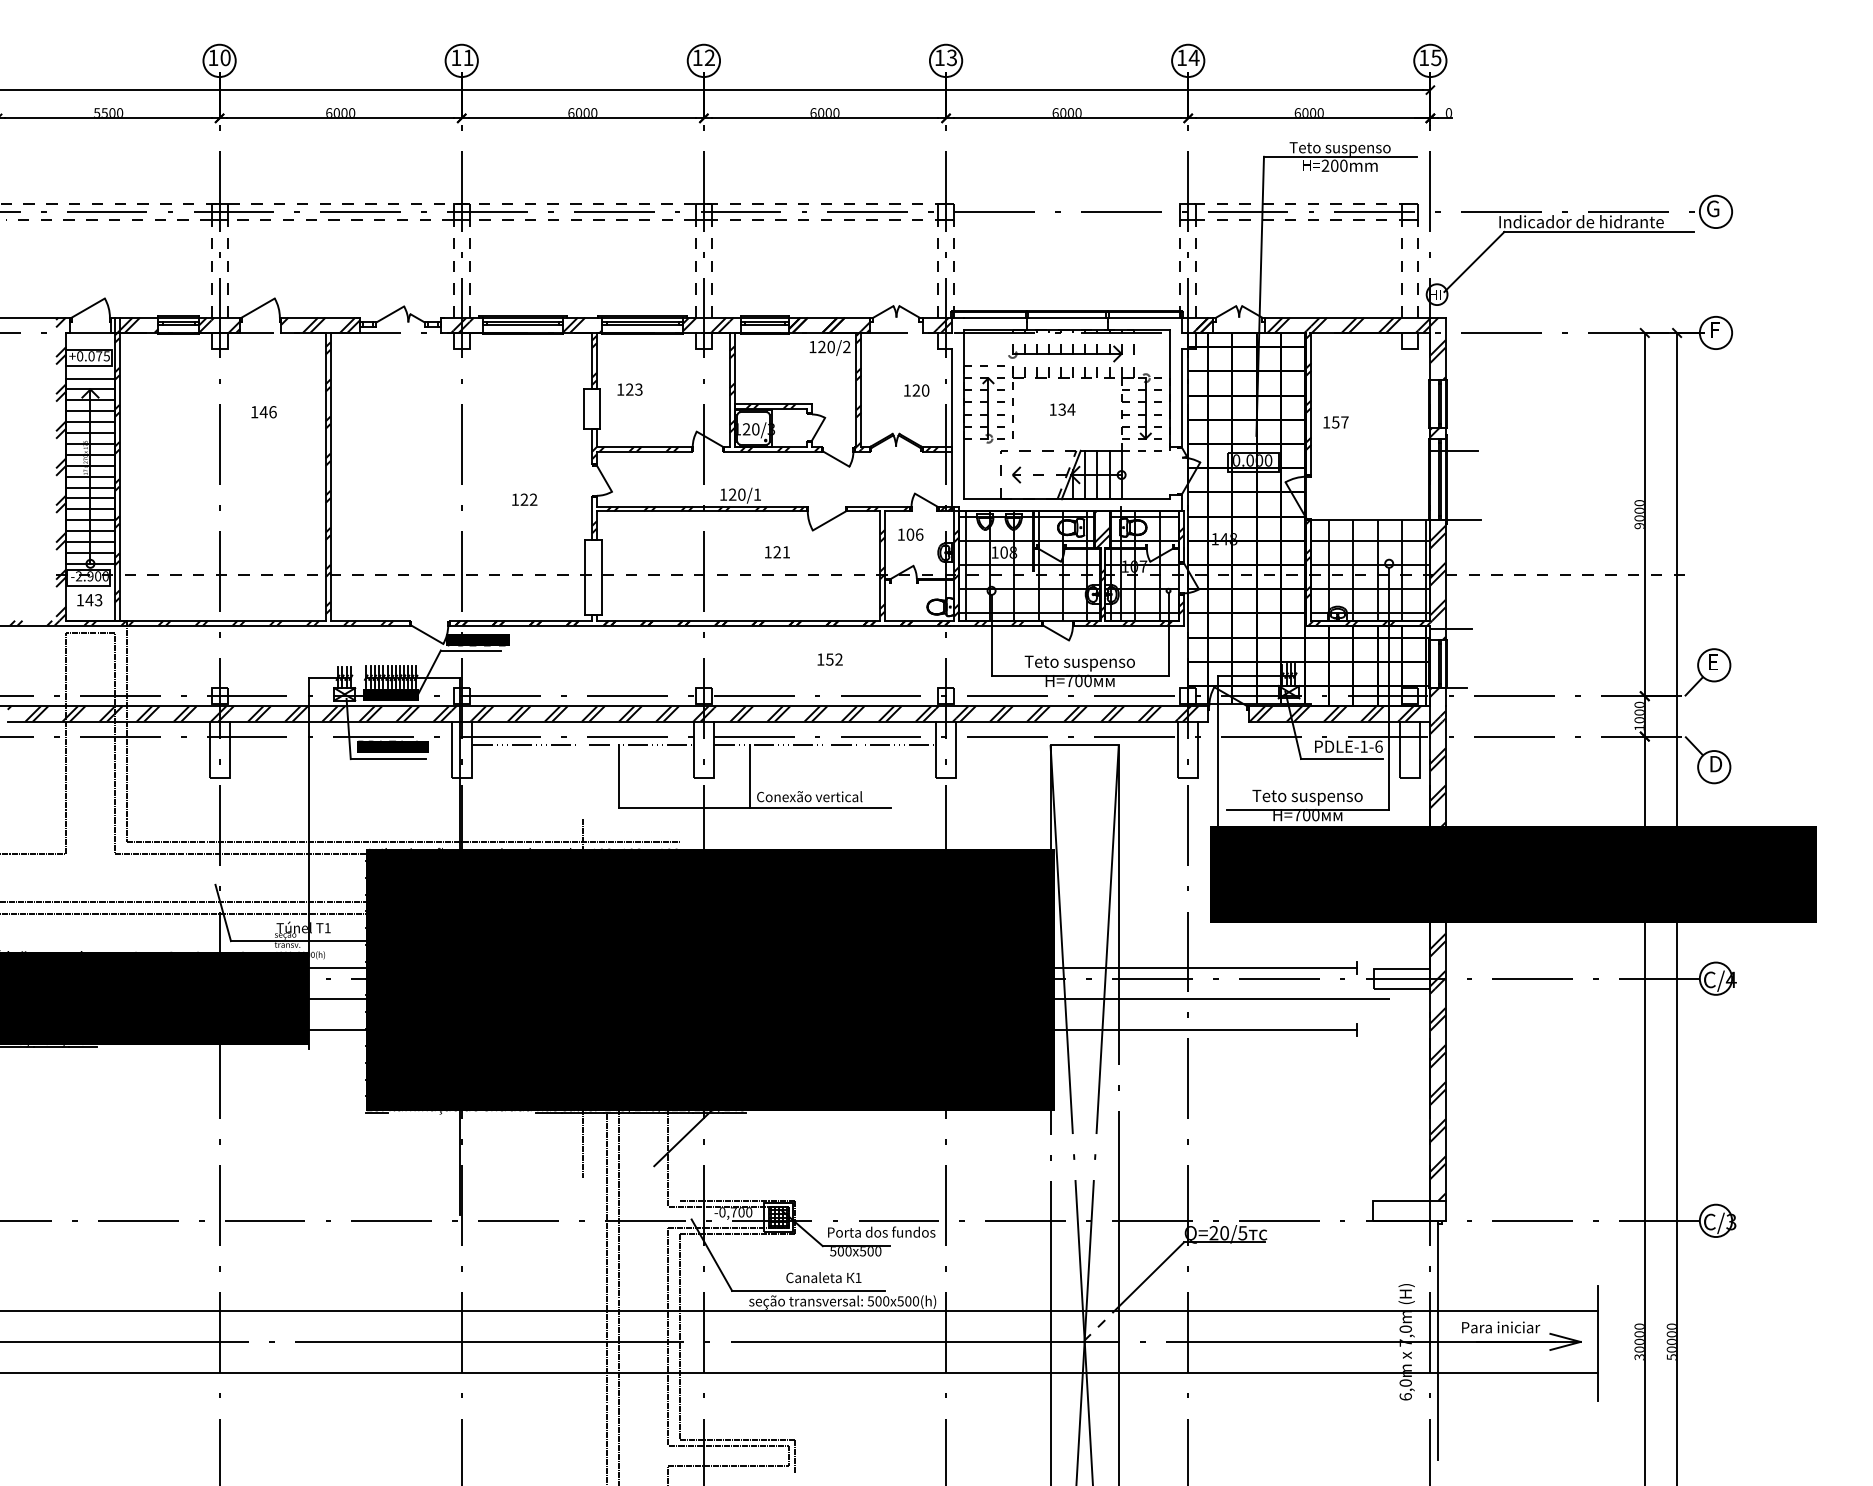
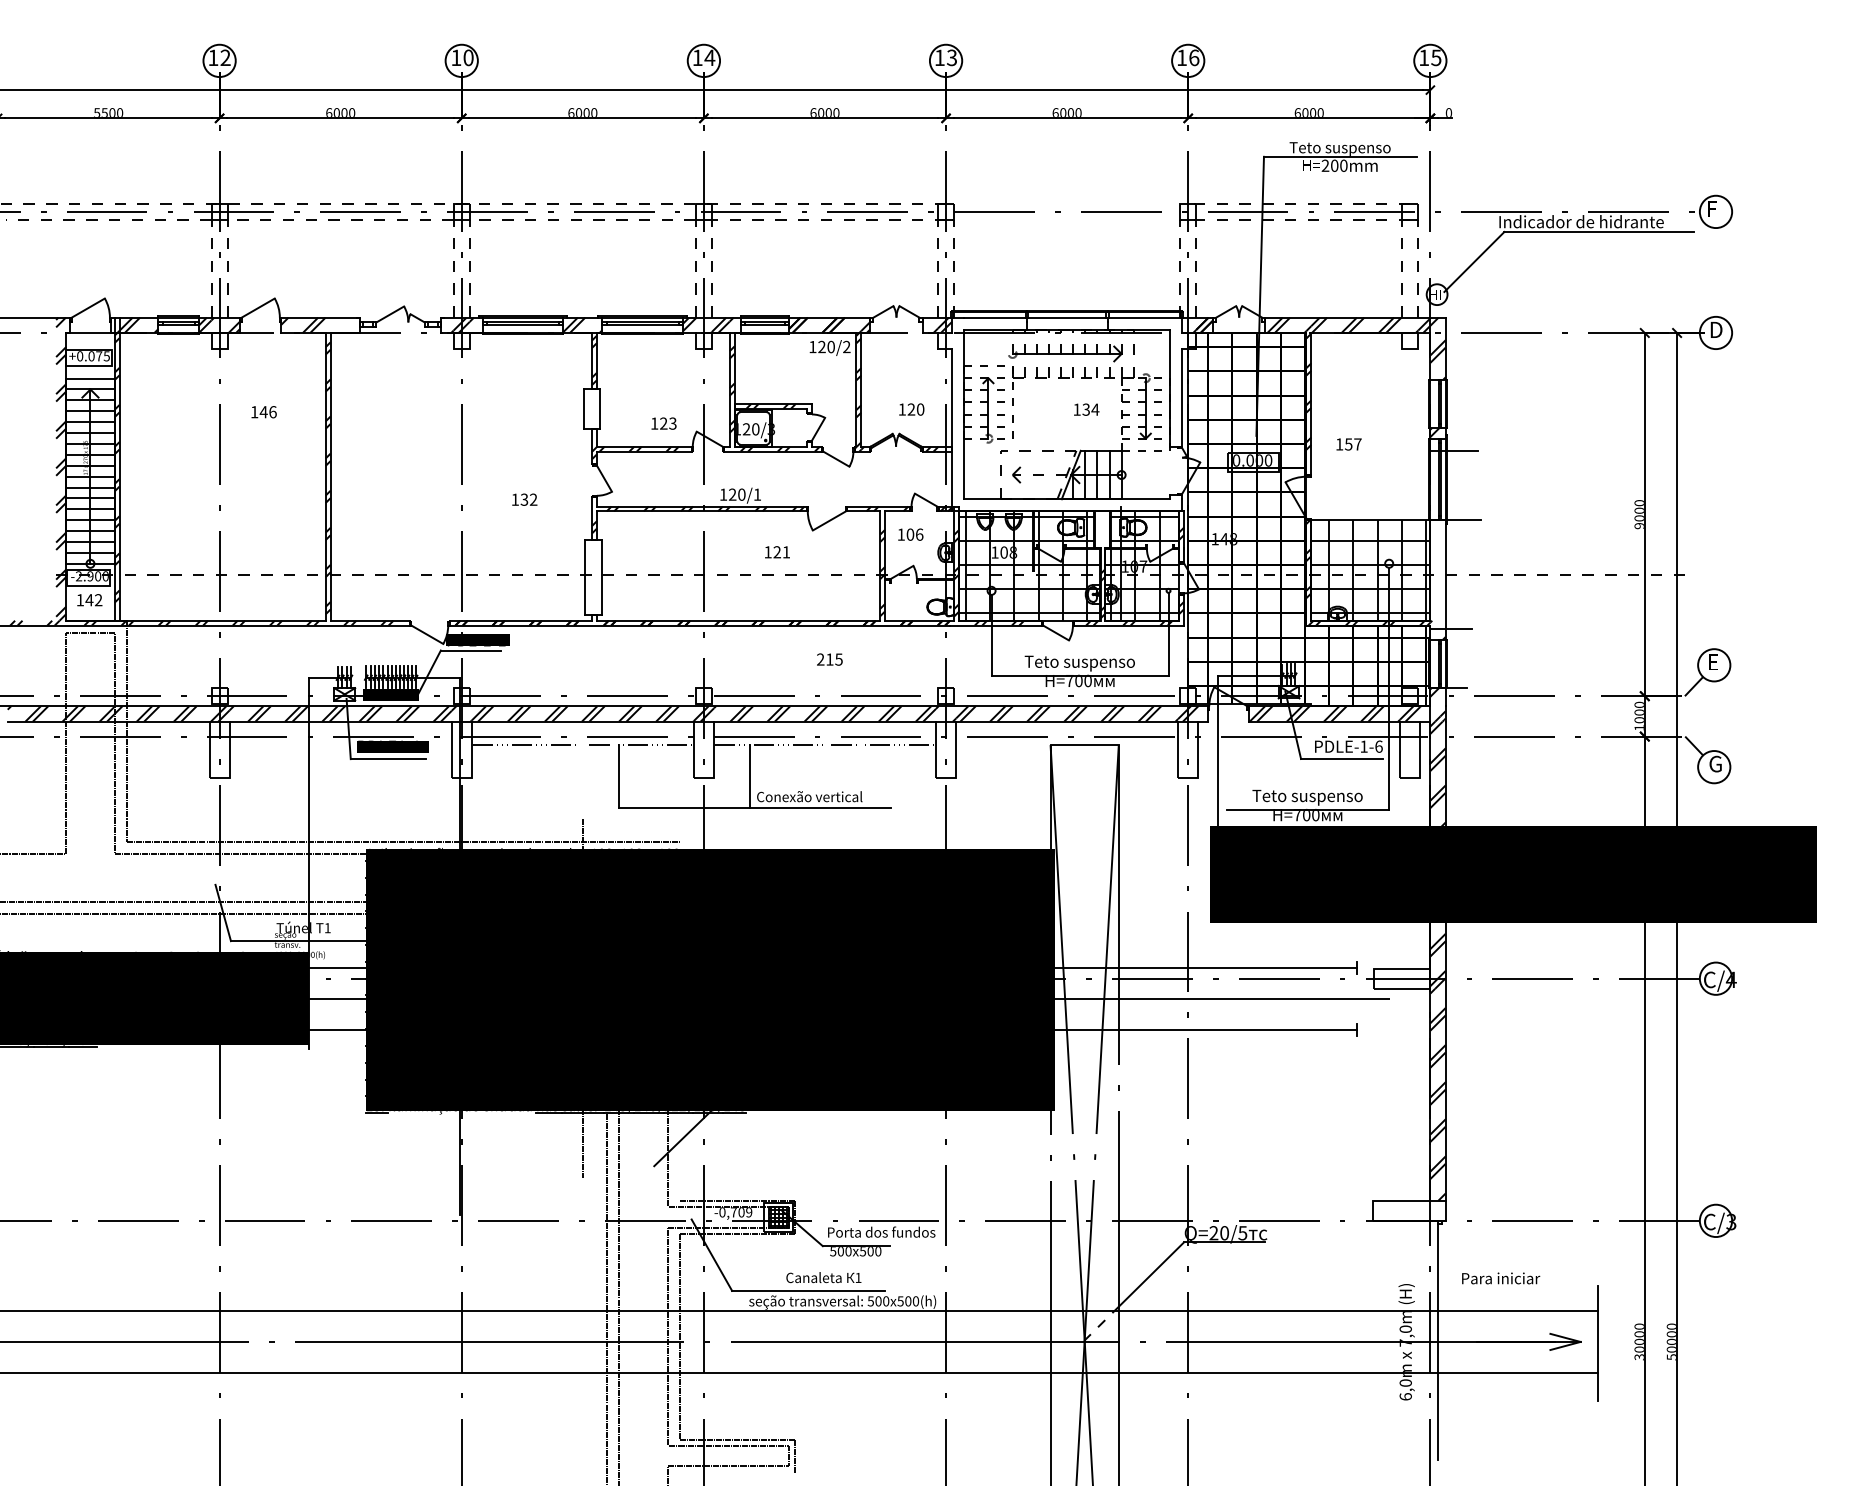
text: 10 -> 12 (225, 57)
text: 11 -> 10 (468, 57)
text: 12 -> 14 (709, 57)
text: 14 -> 16 (1193, 57)
text: G -> F (1713, 208)
hatch: present -> none (349, 324)
text: F -> D (1716, 329)
text position: (629, 389) -> (663, 423) (663, 423)
text position: (916, 390) -> (911, 409) (911, 409)
text position: (1062, 409) -> (1086, 409) (1086, 409)
text position: (1335, 422) -> (1348, 444) (1348, 444)
text: 122 -> 132 (524, 499)
hatch: present -> none (1101, 529)
hatch: present -> none (1437, 572)
text: 143 -> 142 (98, 600)
text: 152 -> 215 (829, 659)
text: D -> G (1715, 763)
text: -0,700 -> -0,709 (749, 1212)
text position: (1501, 1327) -> (1501, 1278) (1501, 1278)
